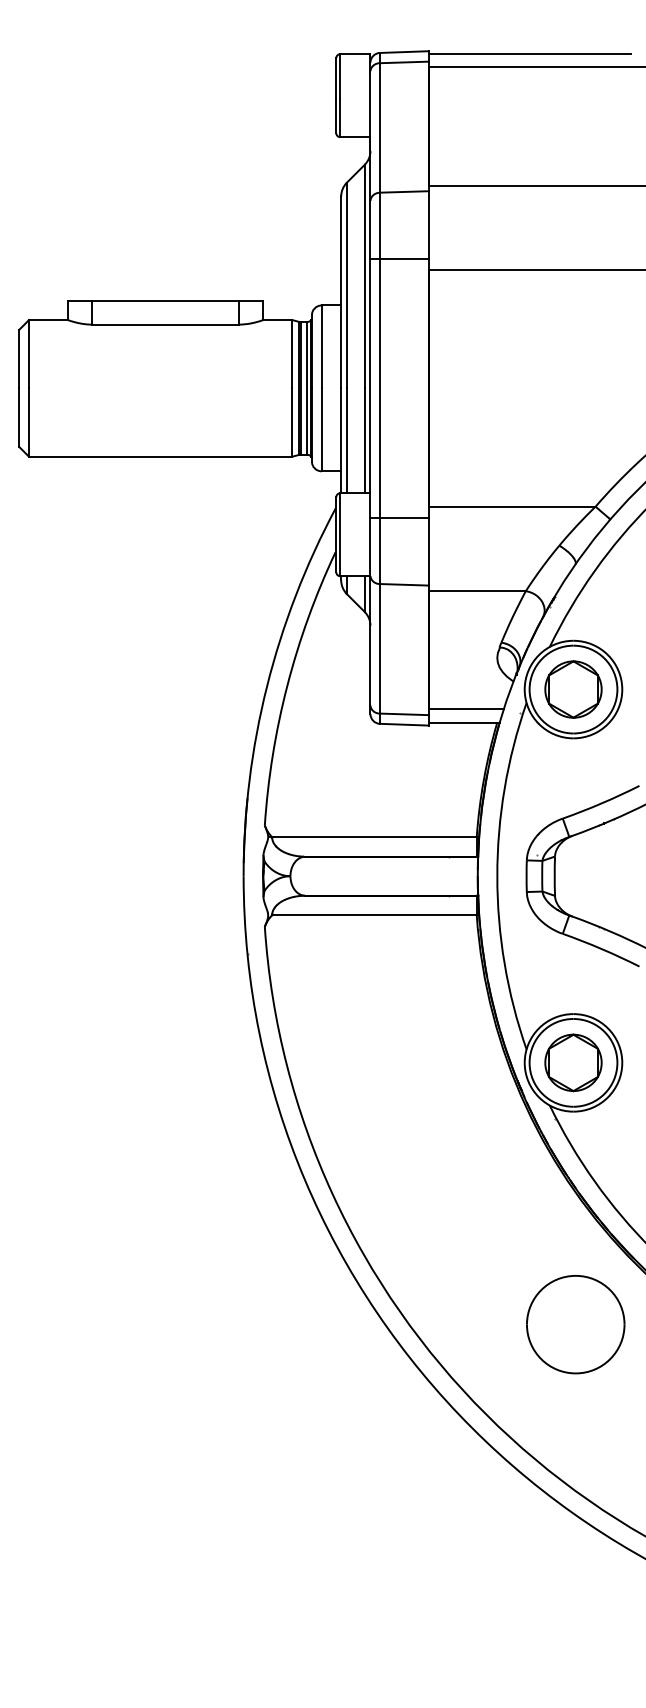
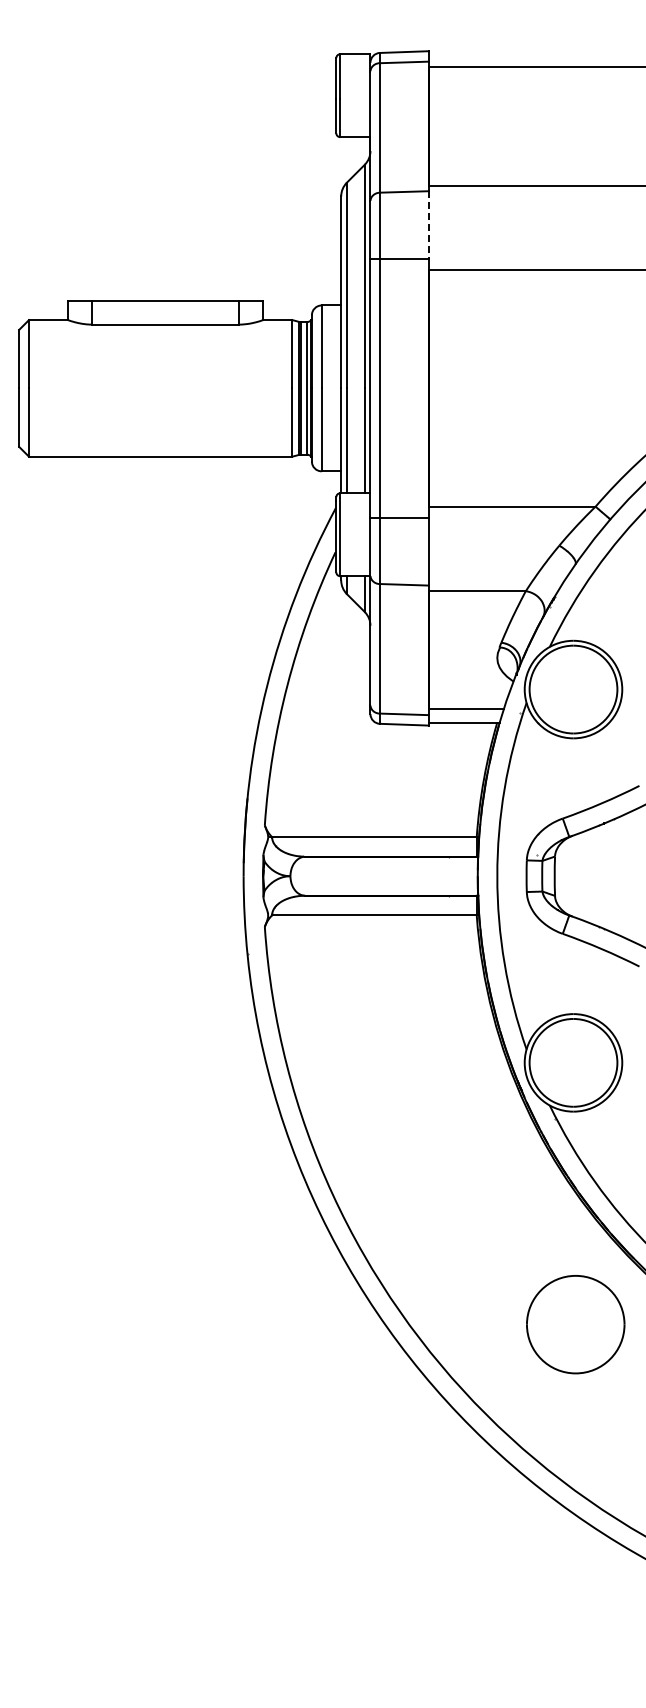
line: present -> none (530, 54)
line: solid -> dashed (429, 225)
part: present -> none (573, 689)
part: present -> none (573, 1062)
